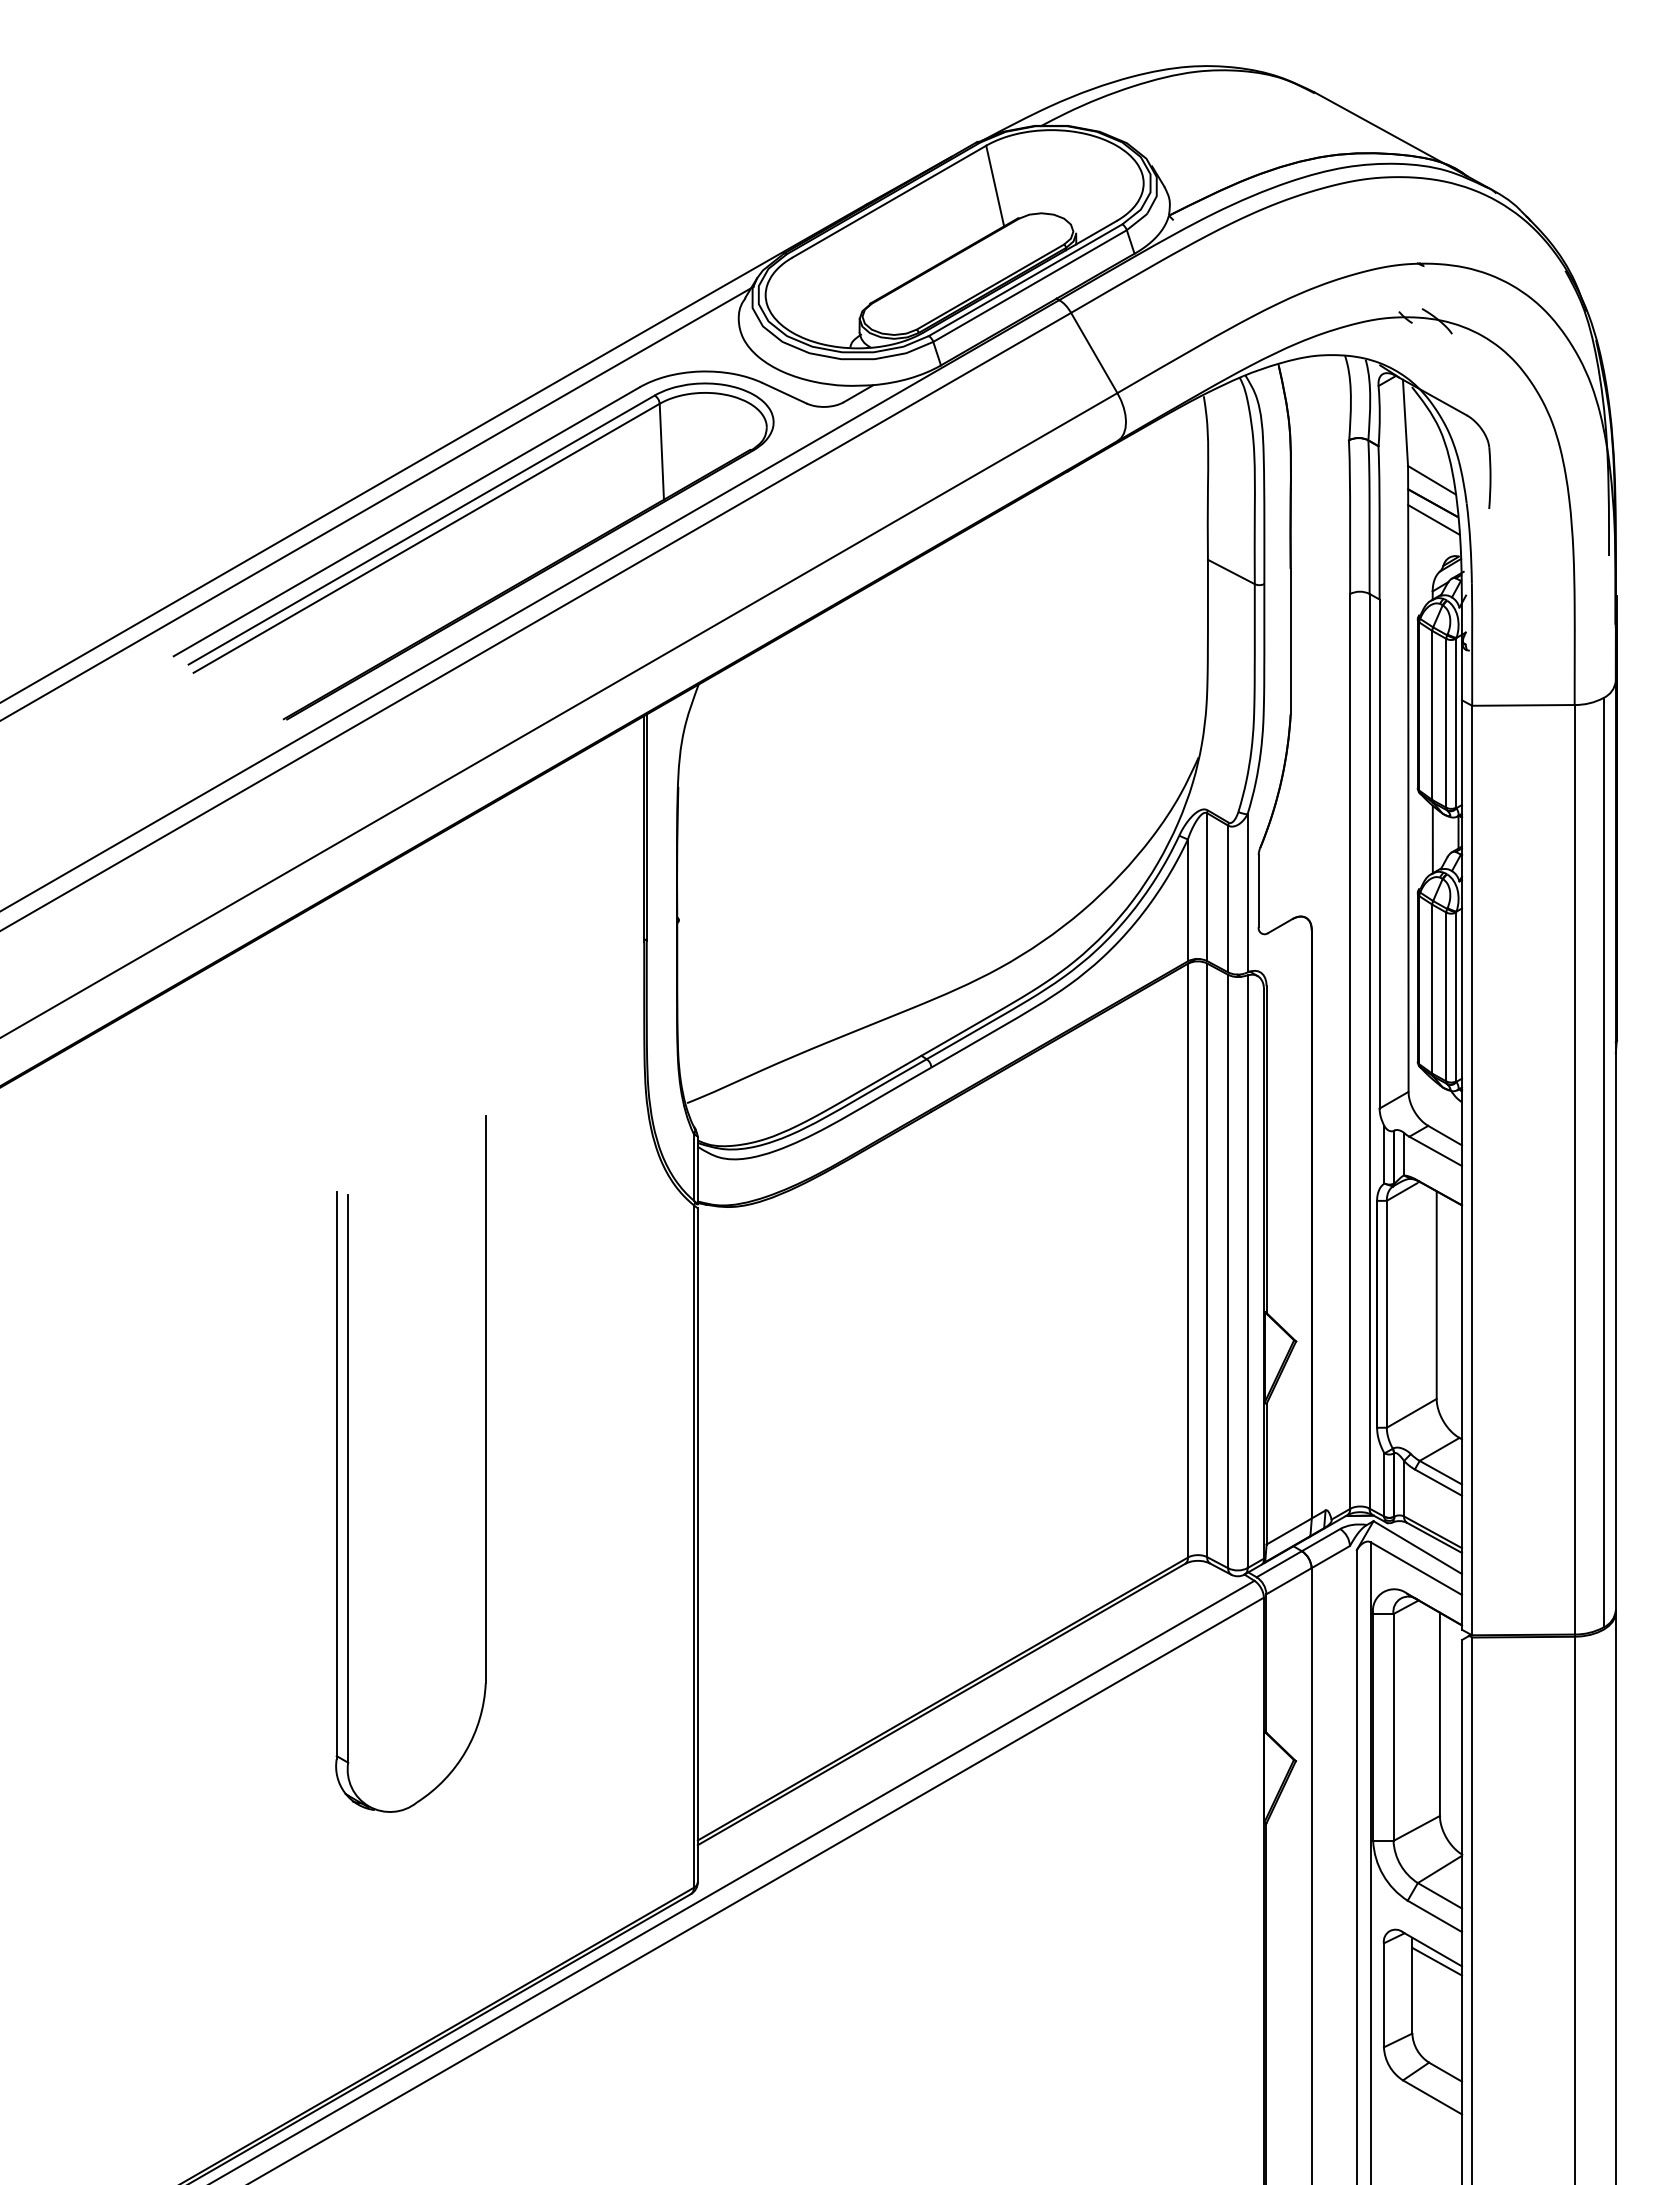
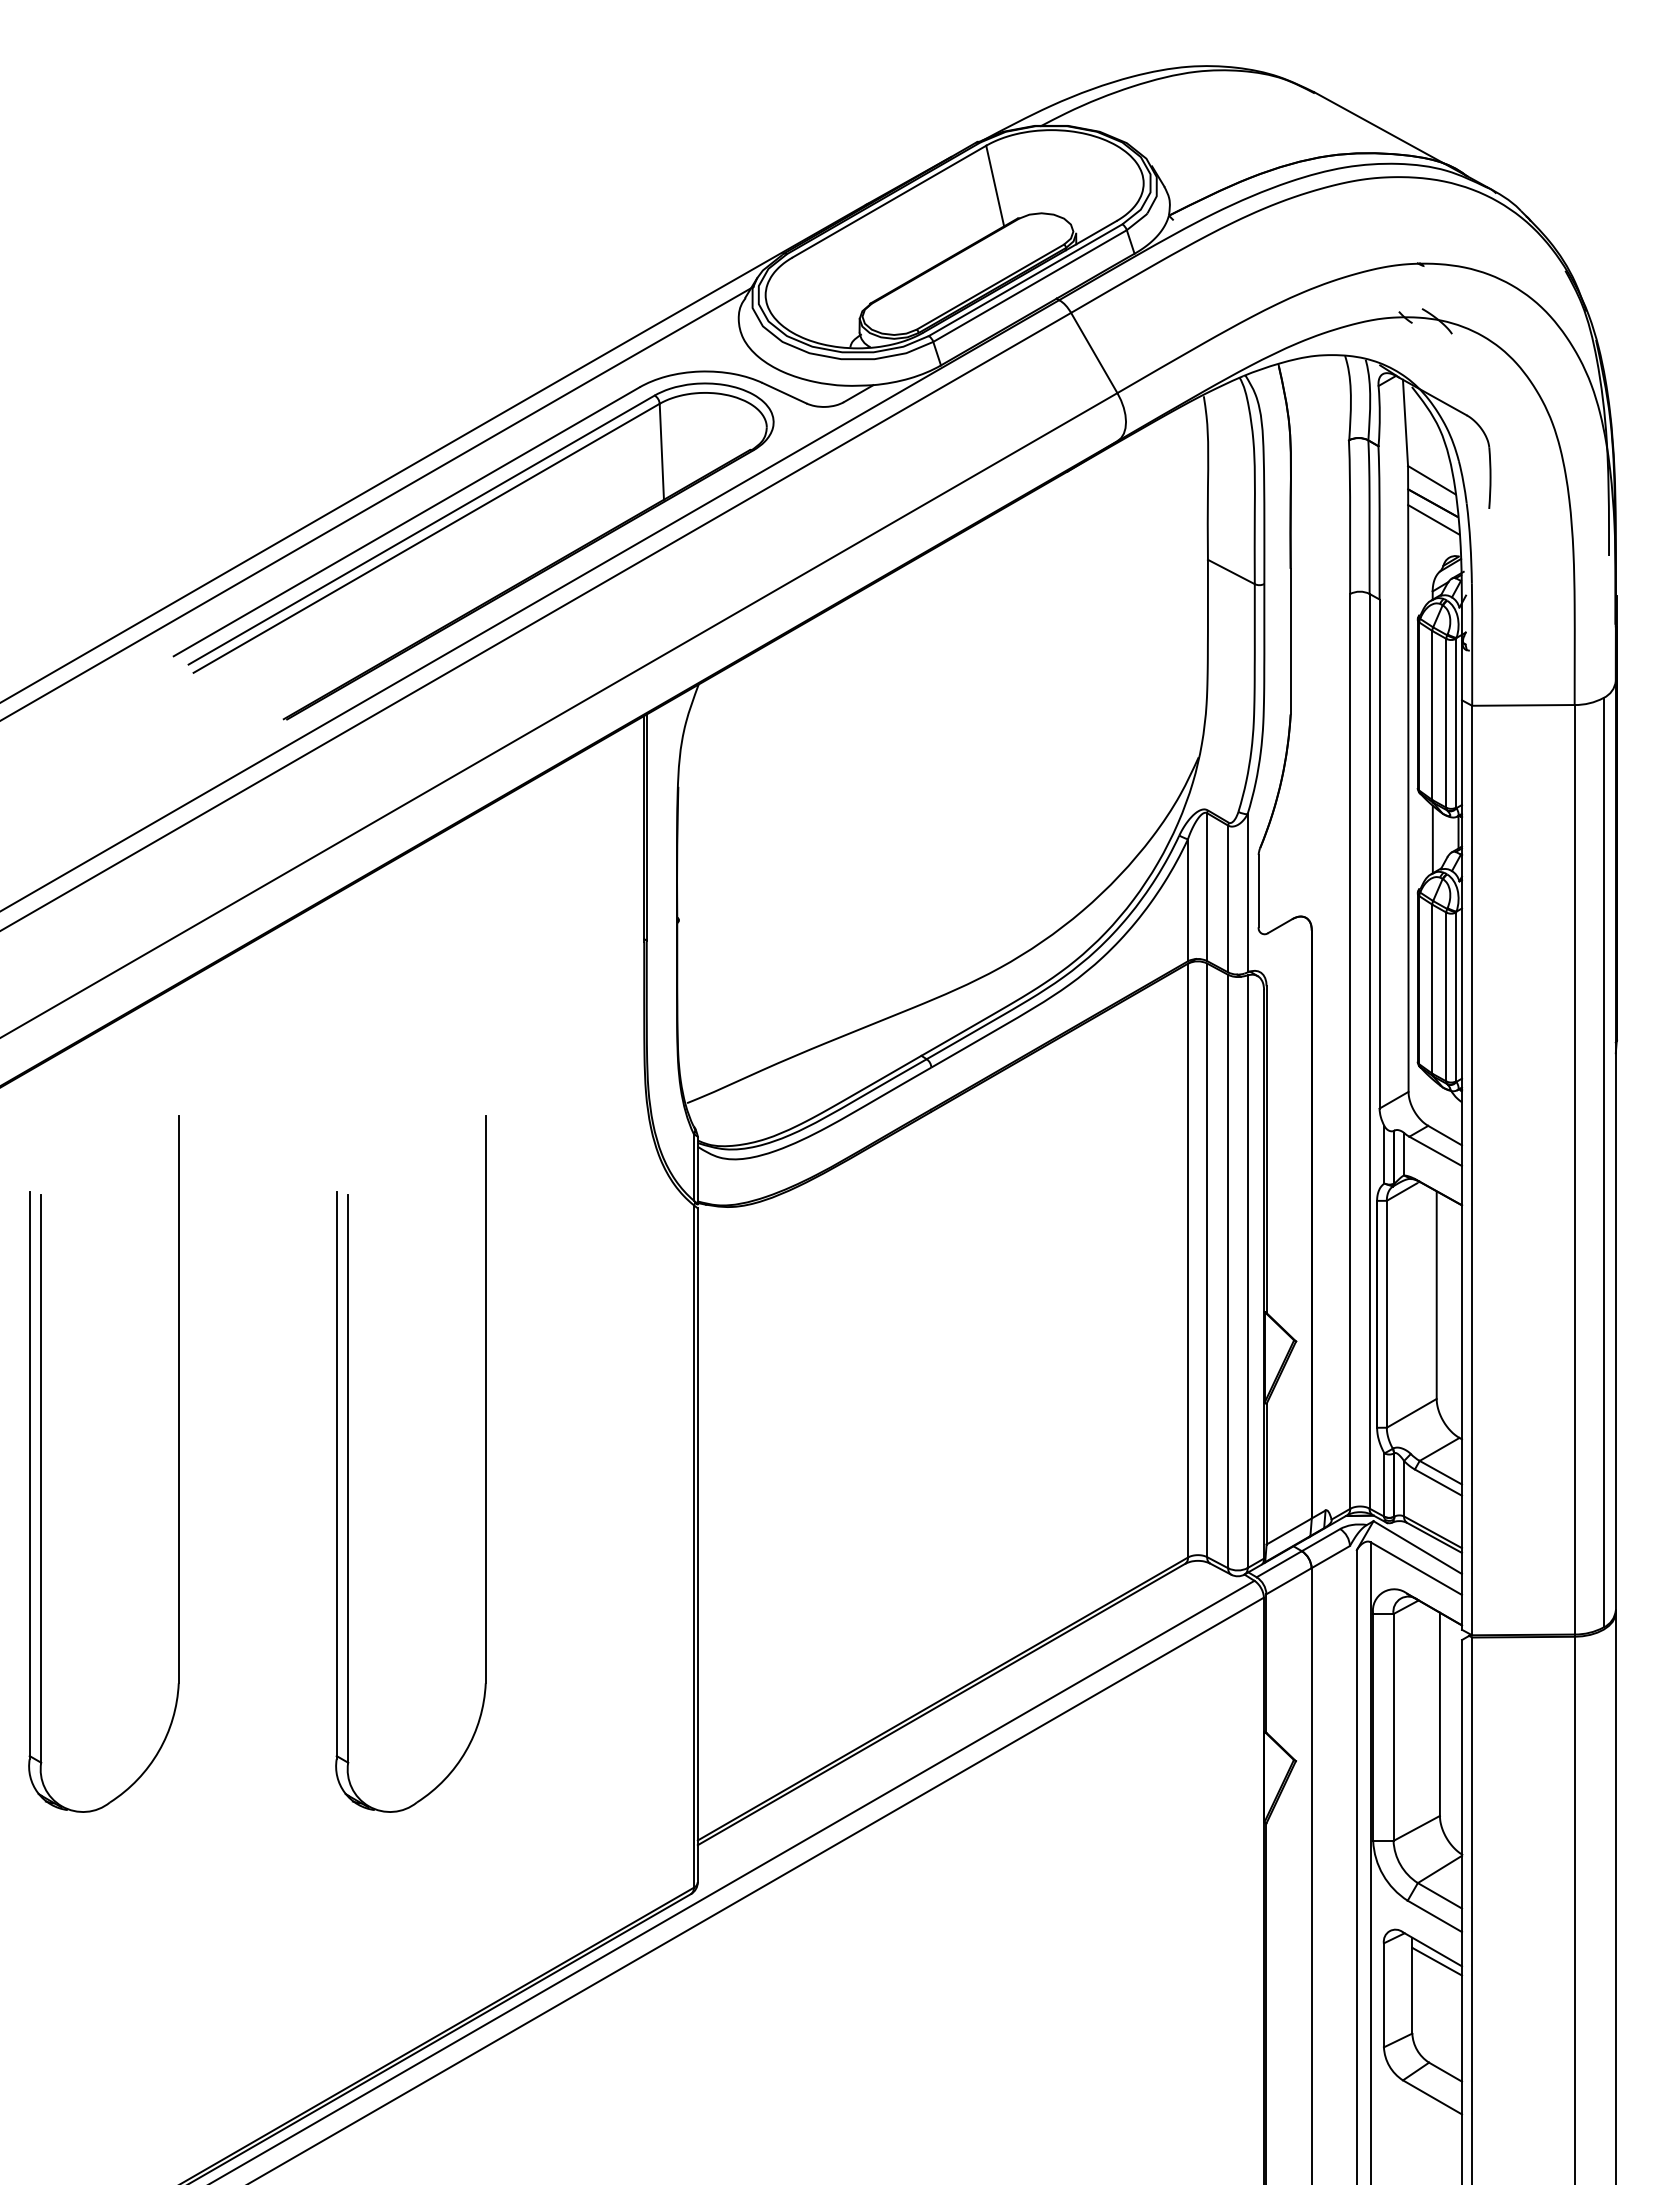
part: none -> present (41, 1463)
